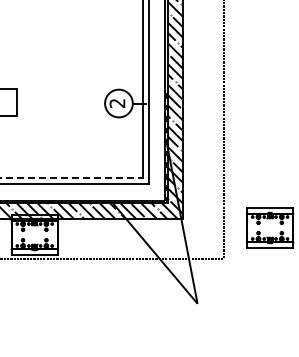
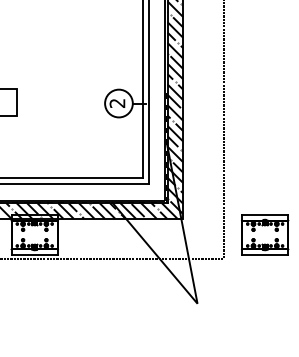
line: dashed -> solid (71, 178)
part position: (270, 227) -> (265, 234) (265, 234)
